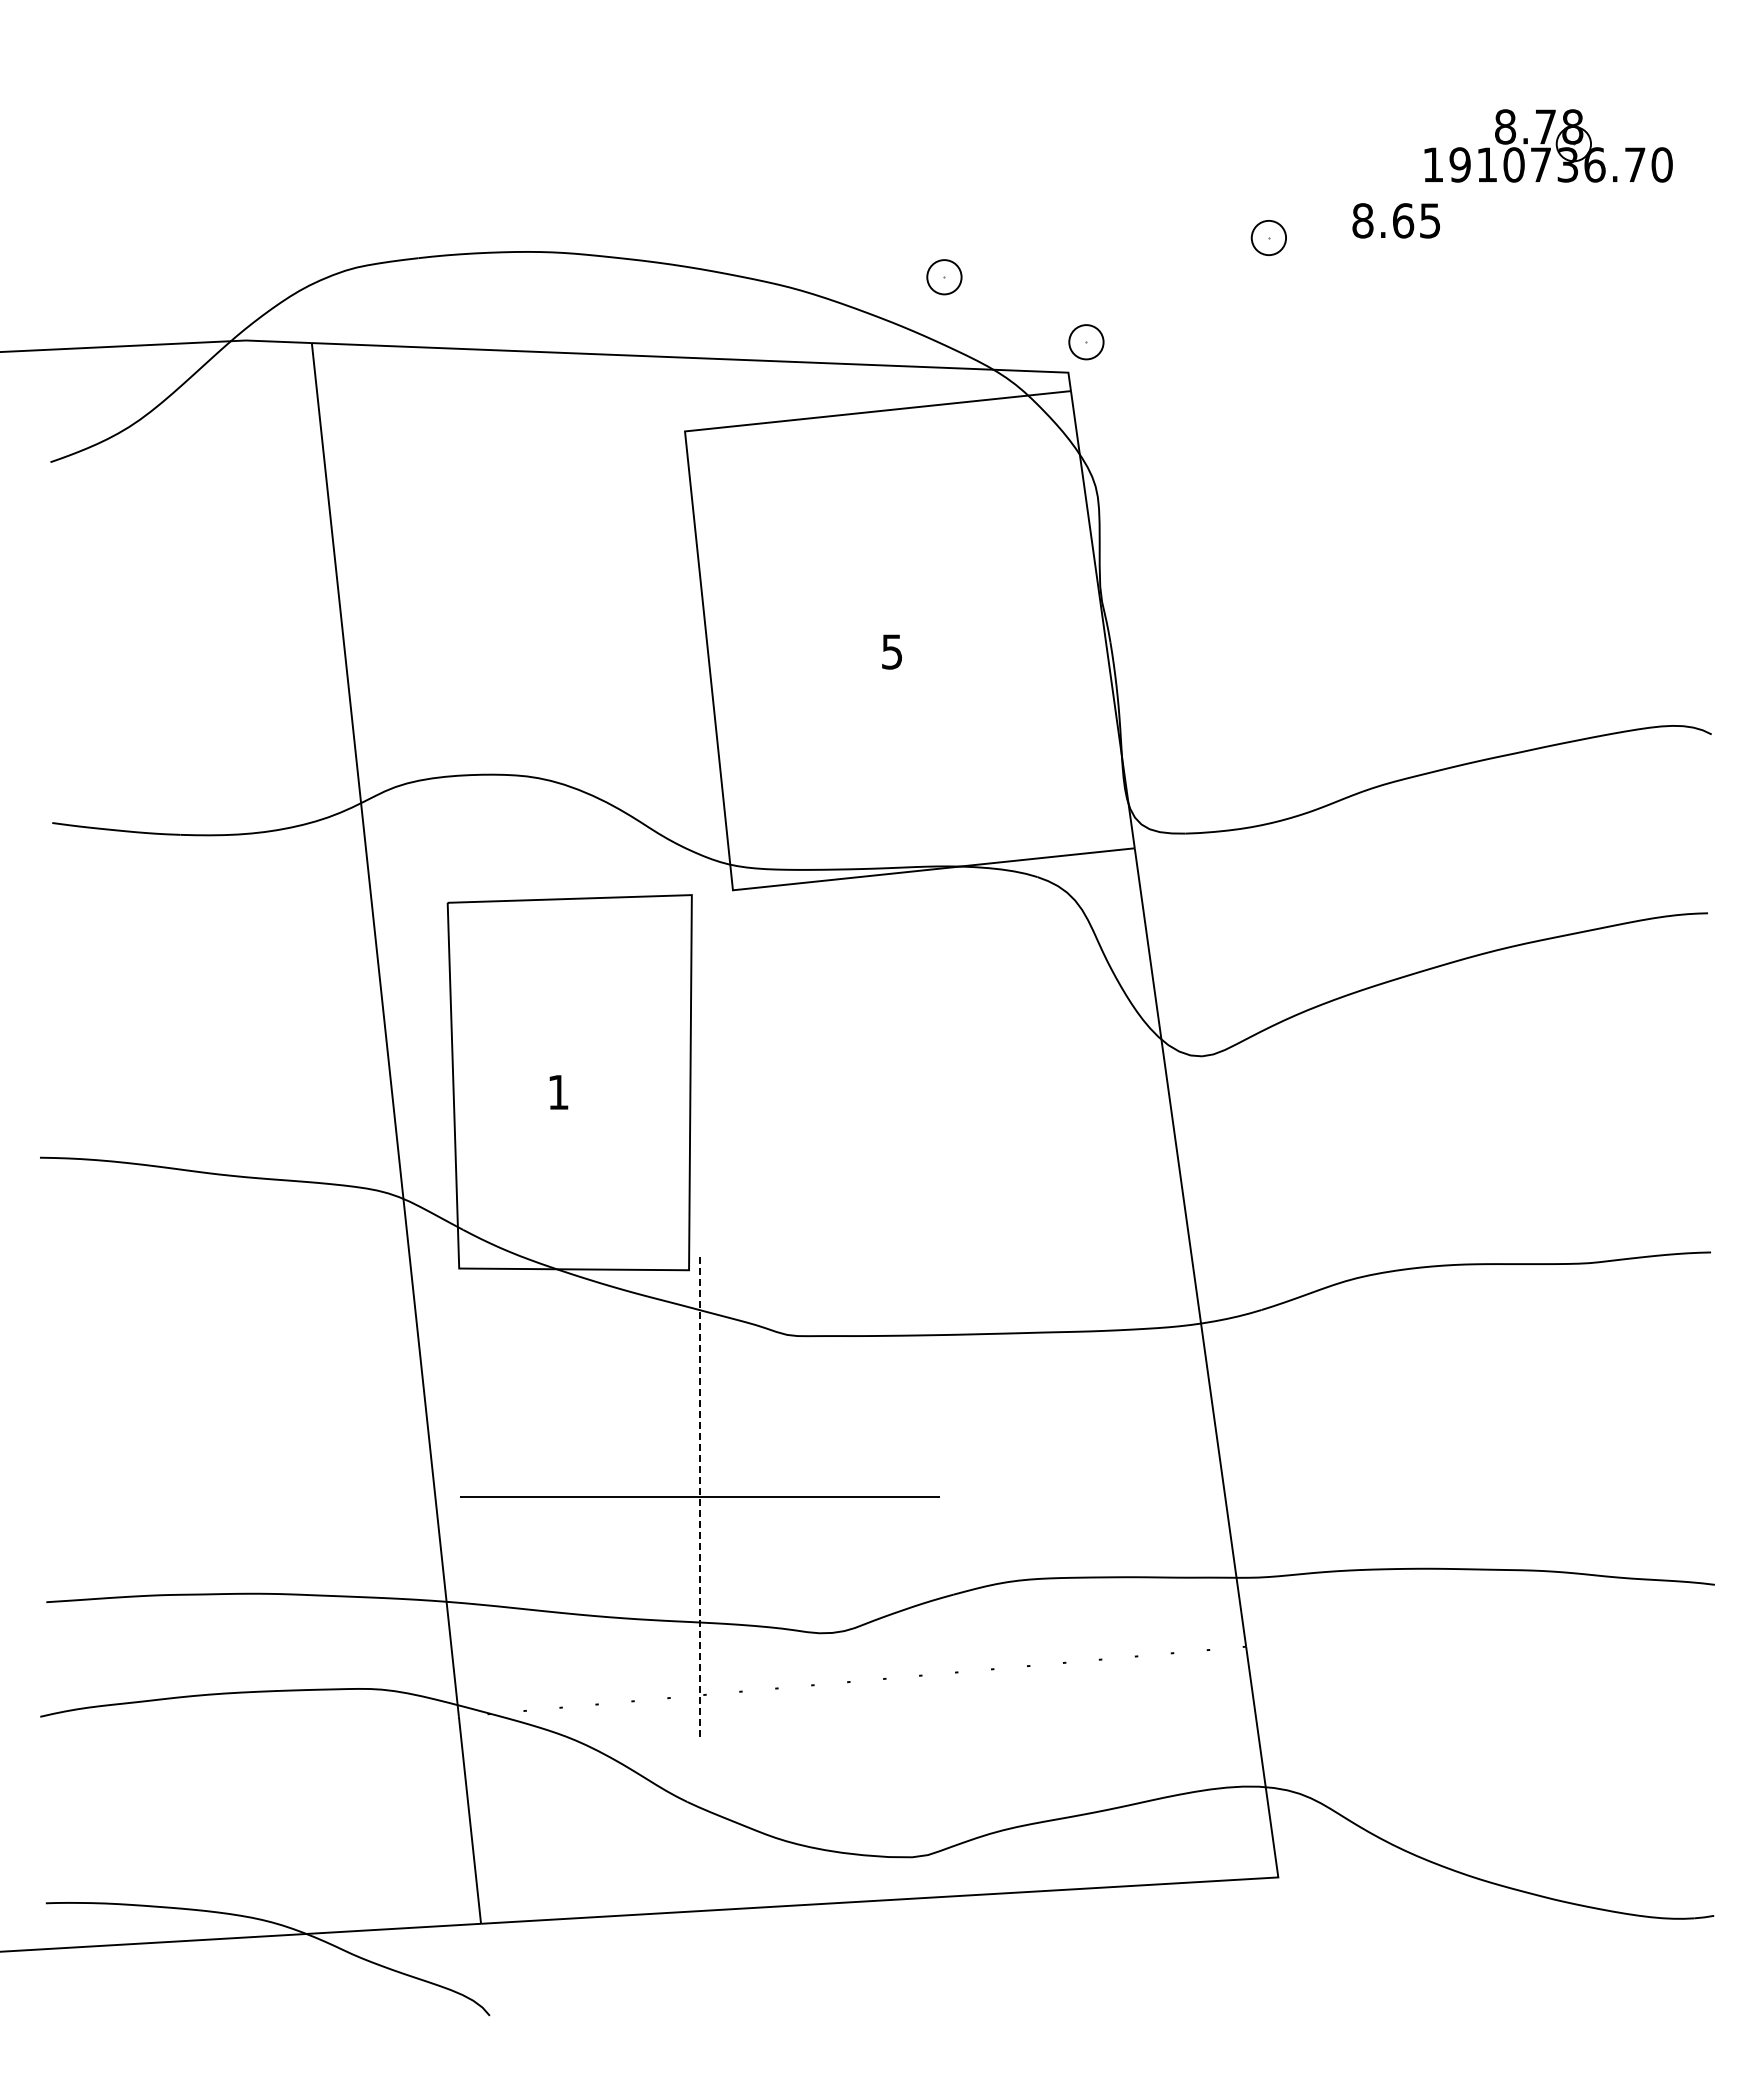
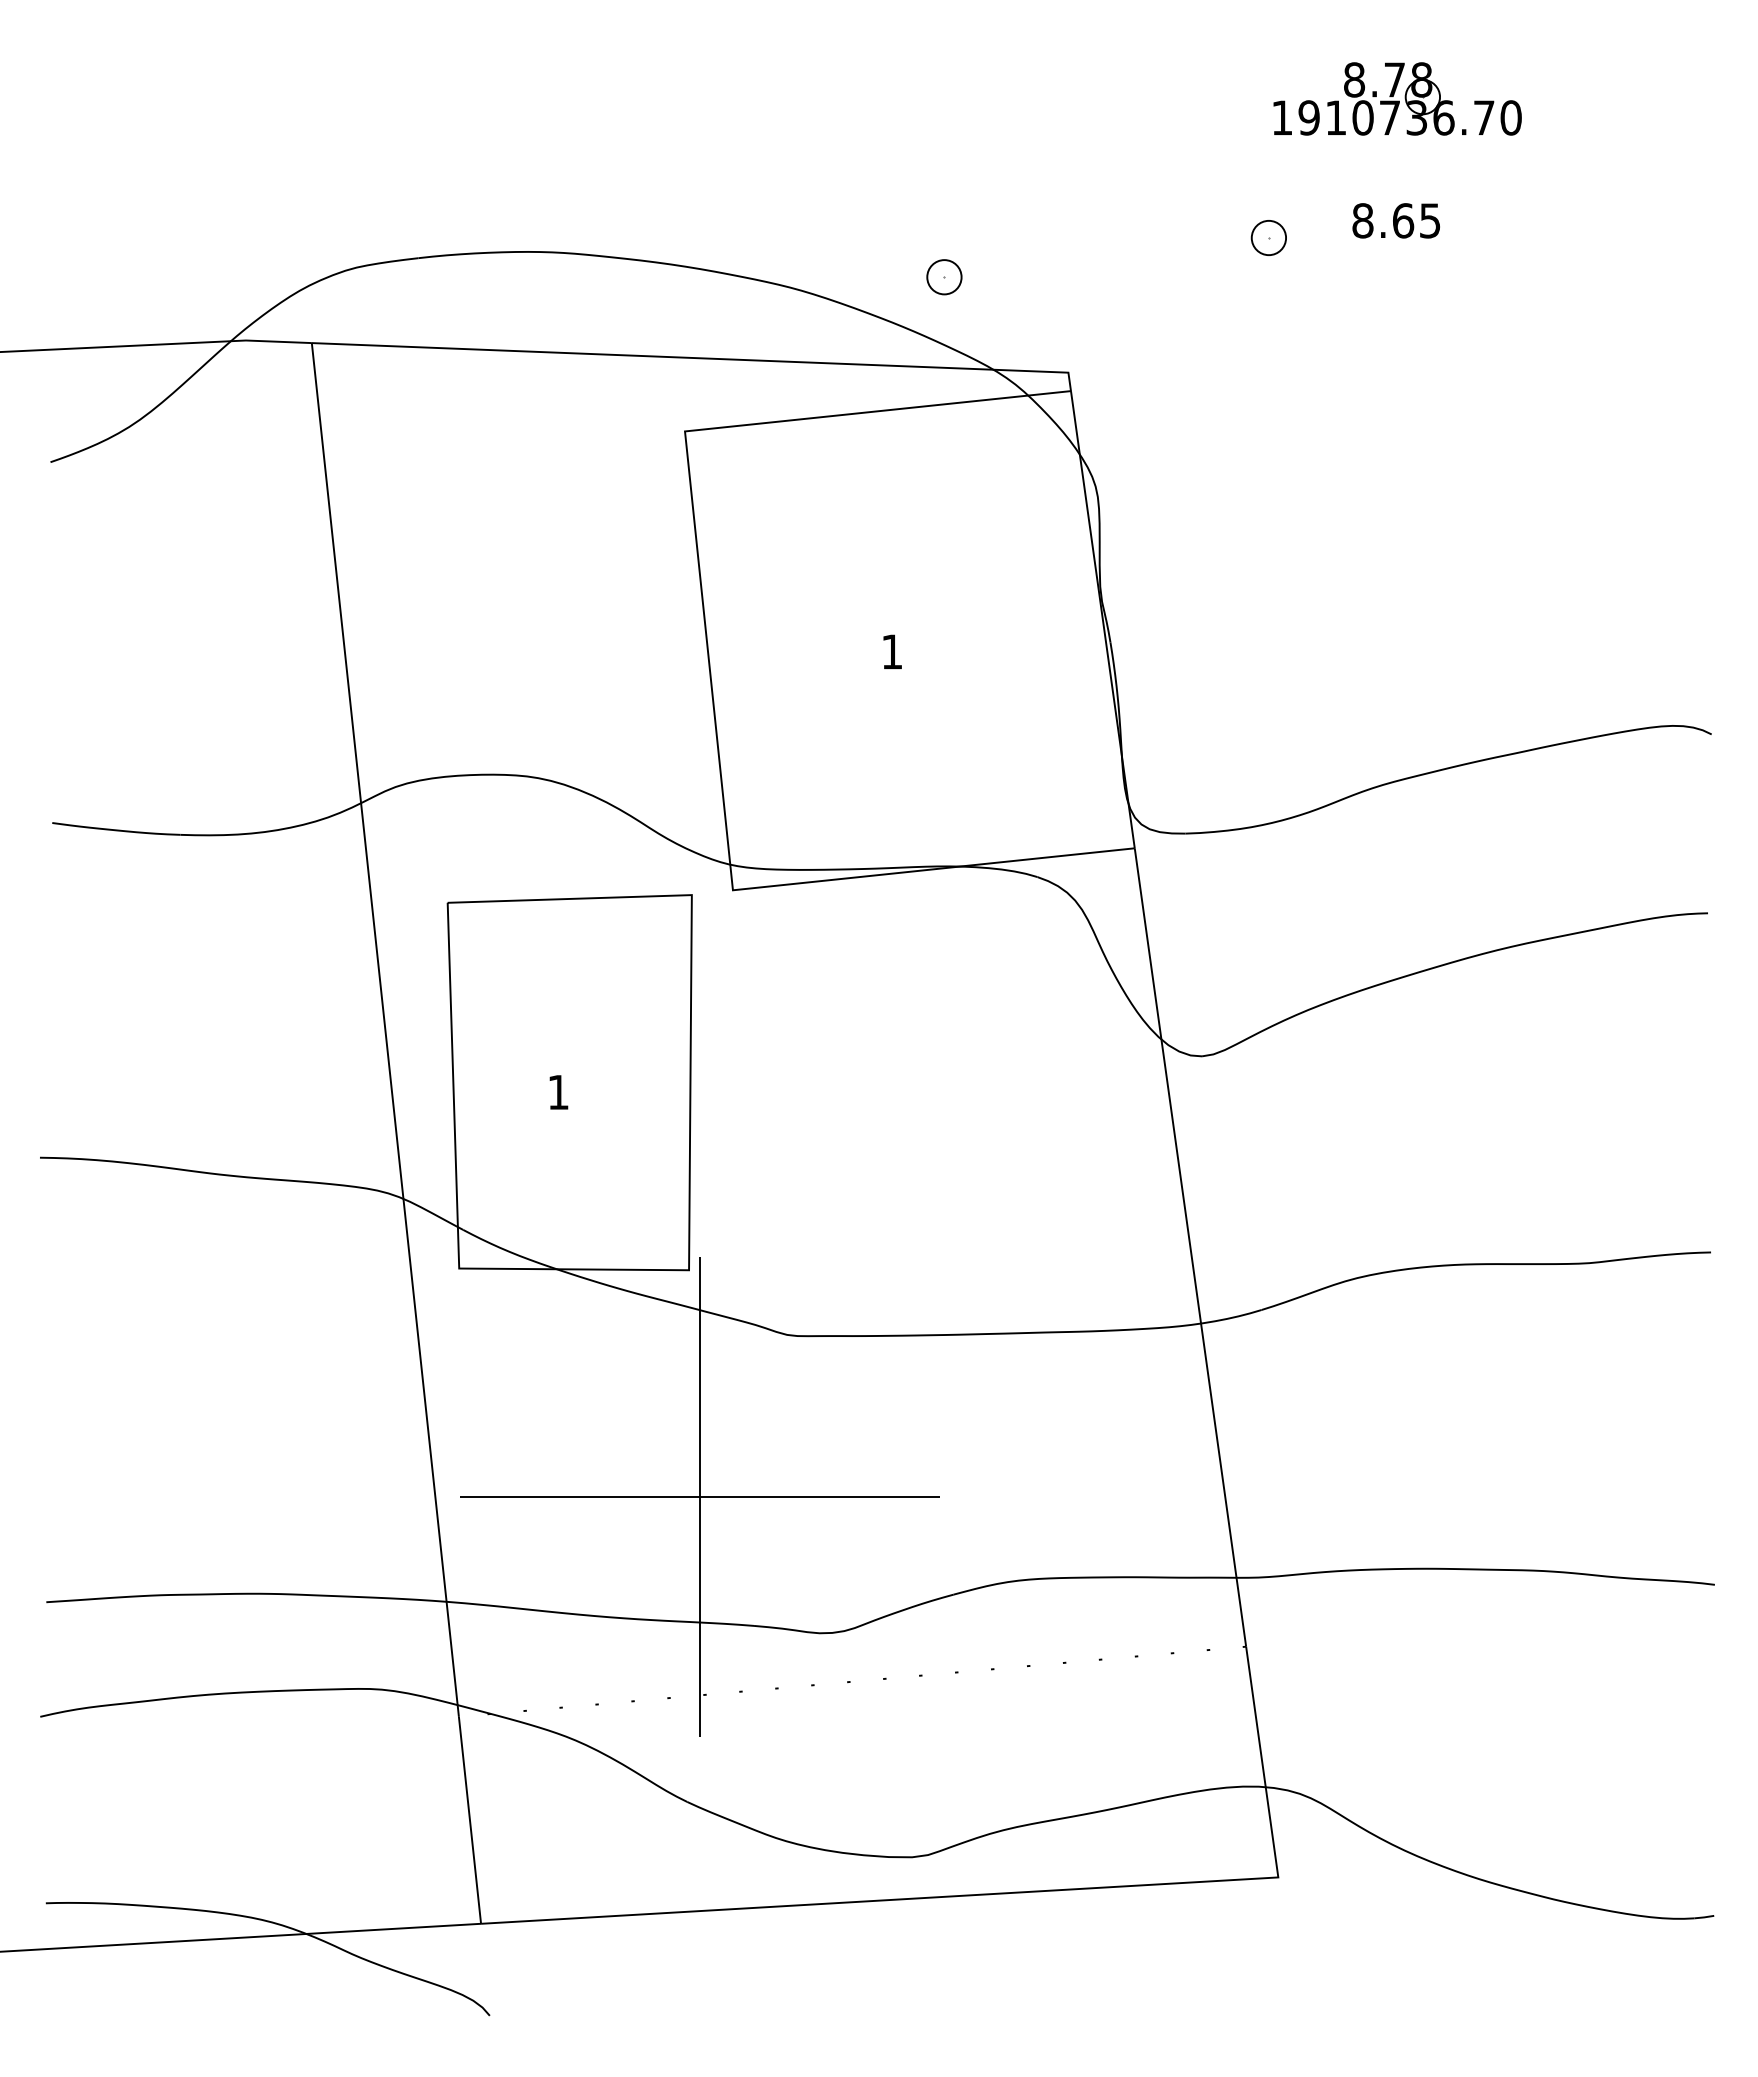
part position: (1548, 145) -> (1397, 98) (1397, 98)
part: present -> none (1086, 342)
text: 5 -> 1 (891, 651)
line: dashed -> solid (699, 1497)
